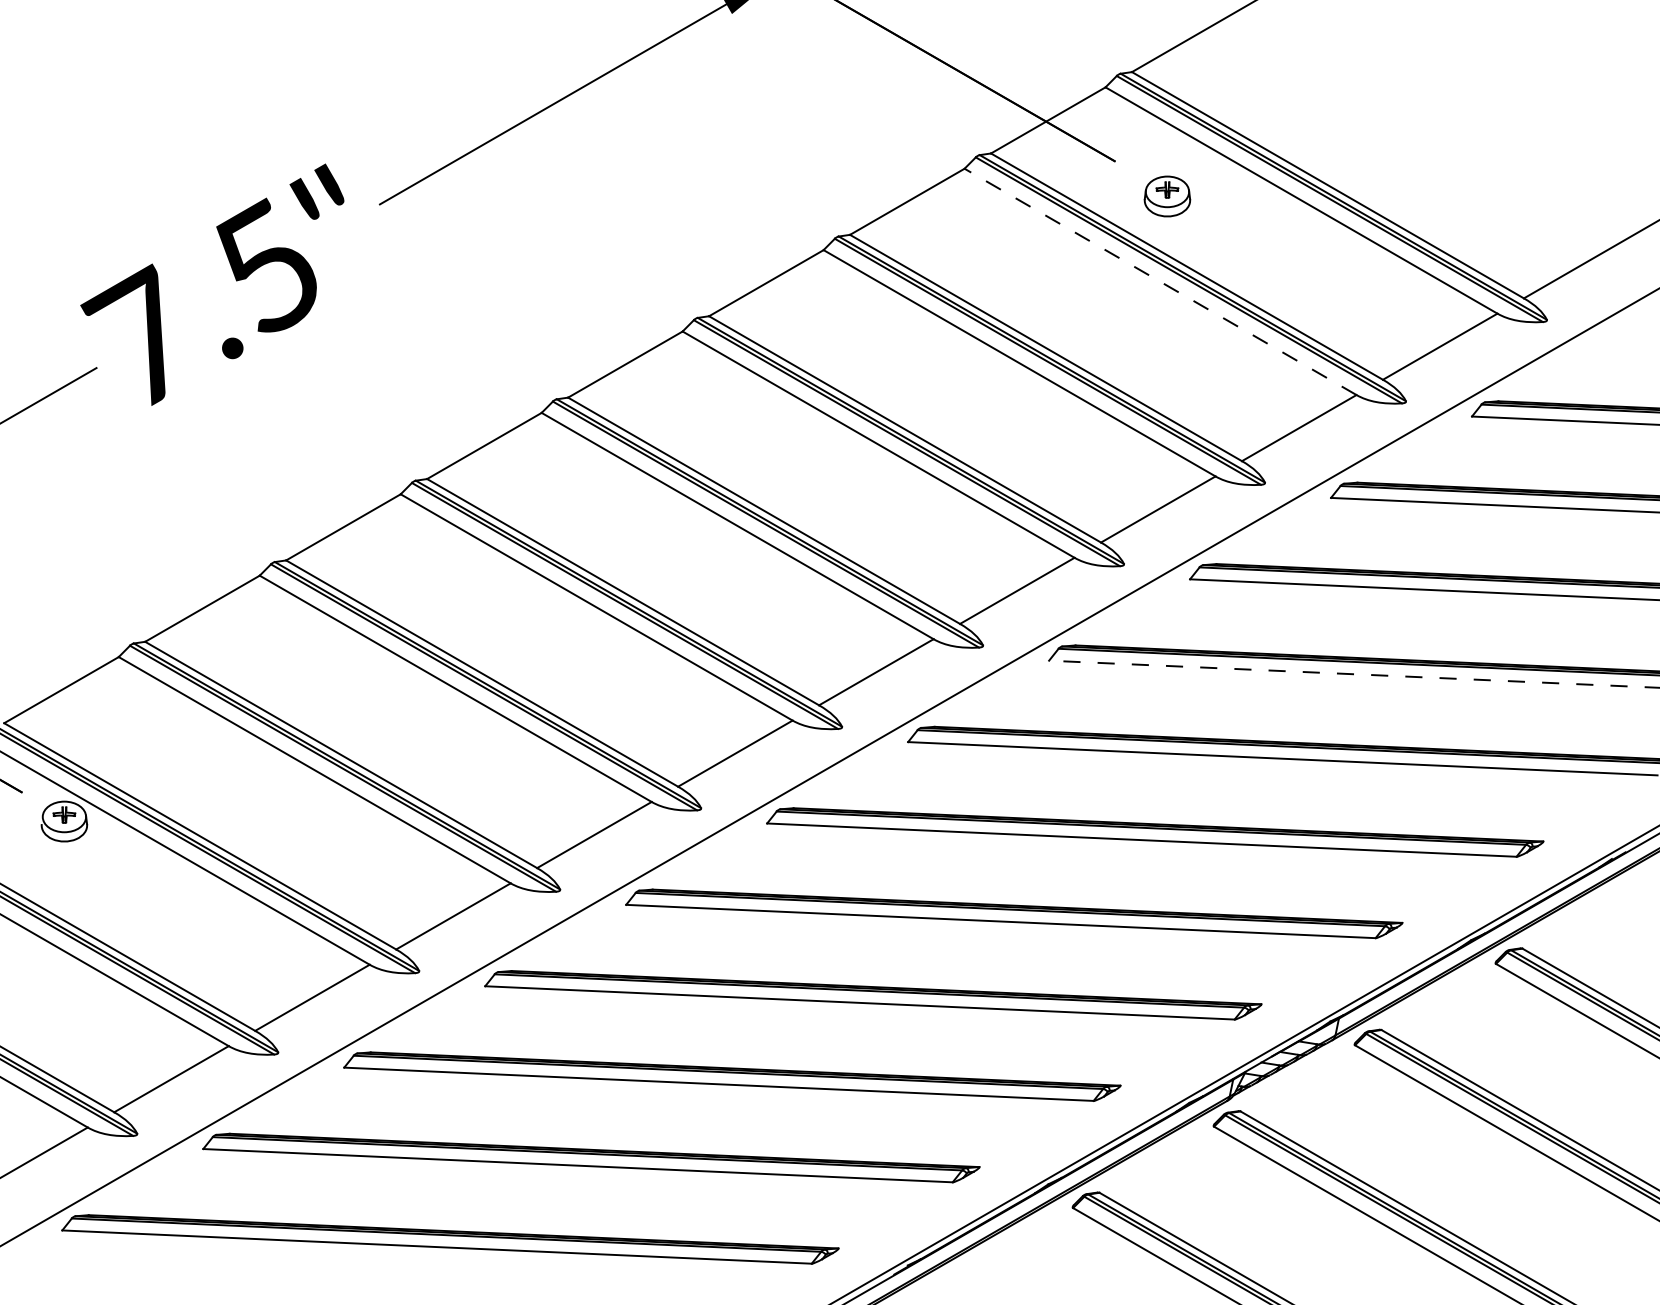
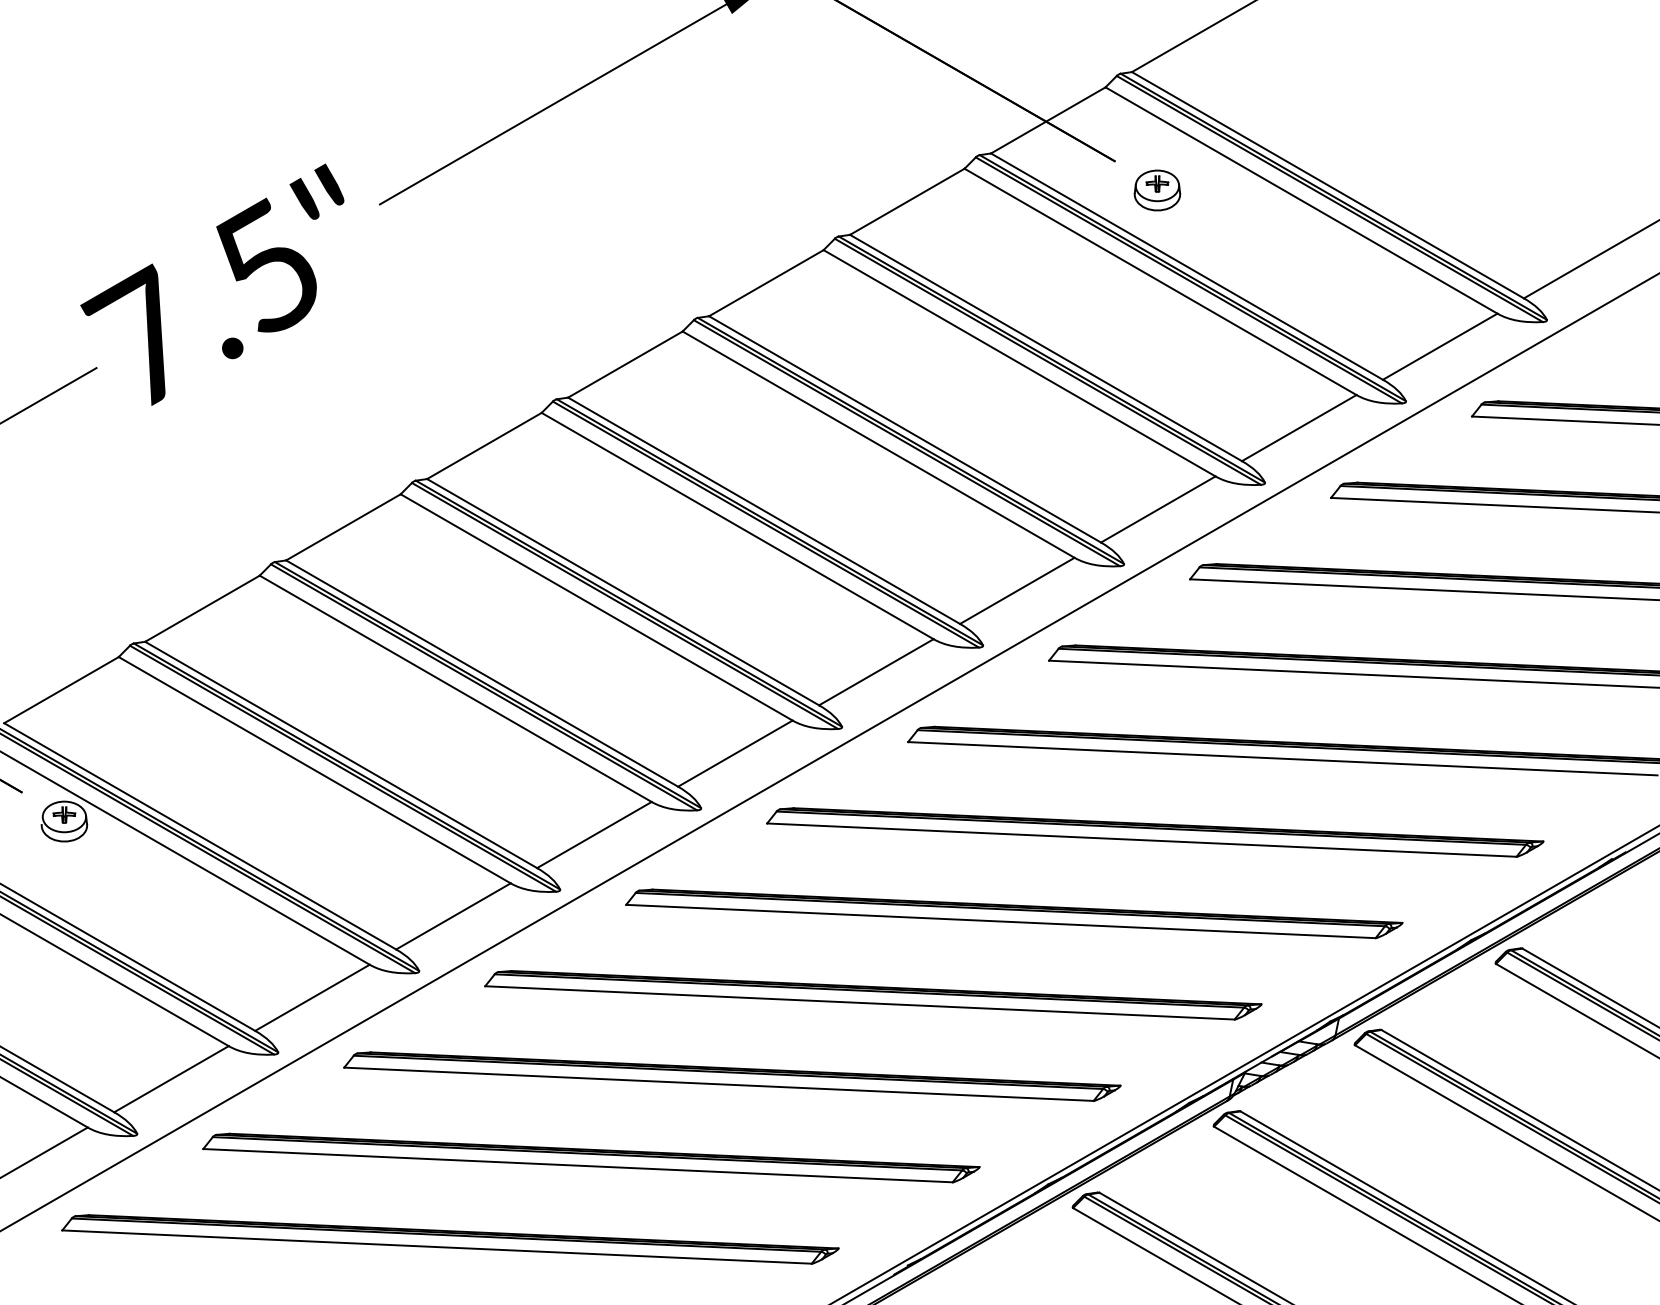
part position: (1167, 196) -> (1157, 190) (1157, 190)
line: dashed -> solid (1160, 281)
line: dashed -> solid (1354, 674)
line position: (829, 767) -> (829, 752) (829, 752)
